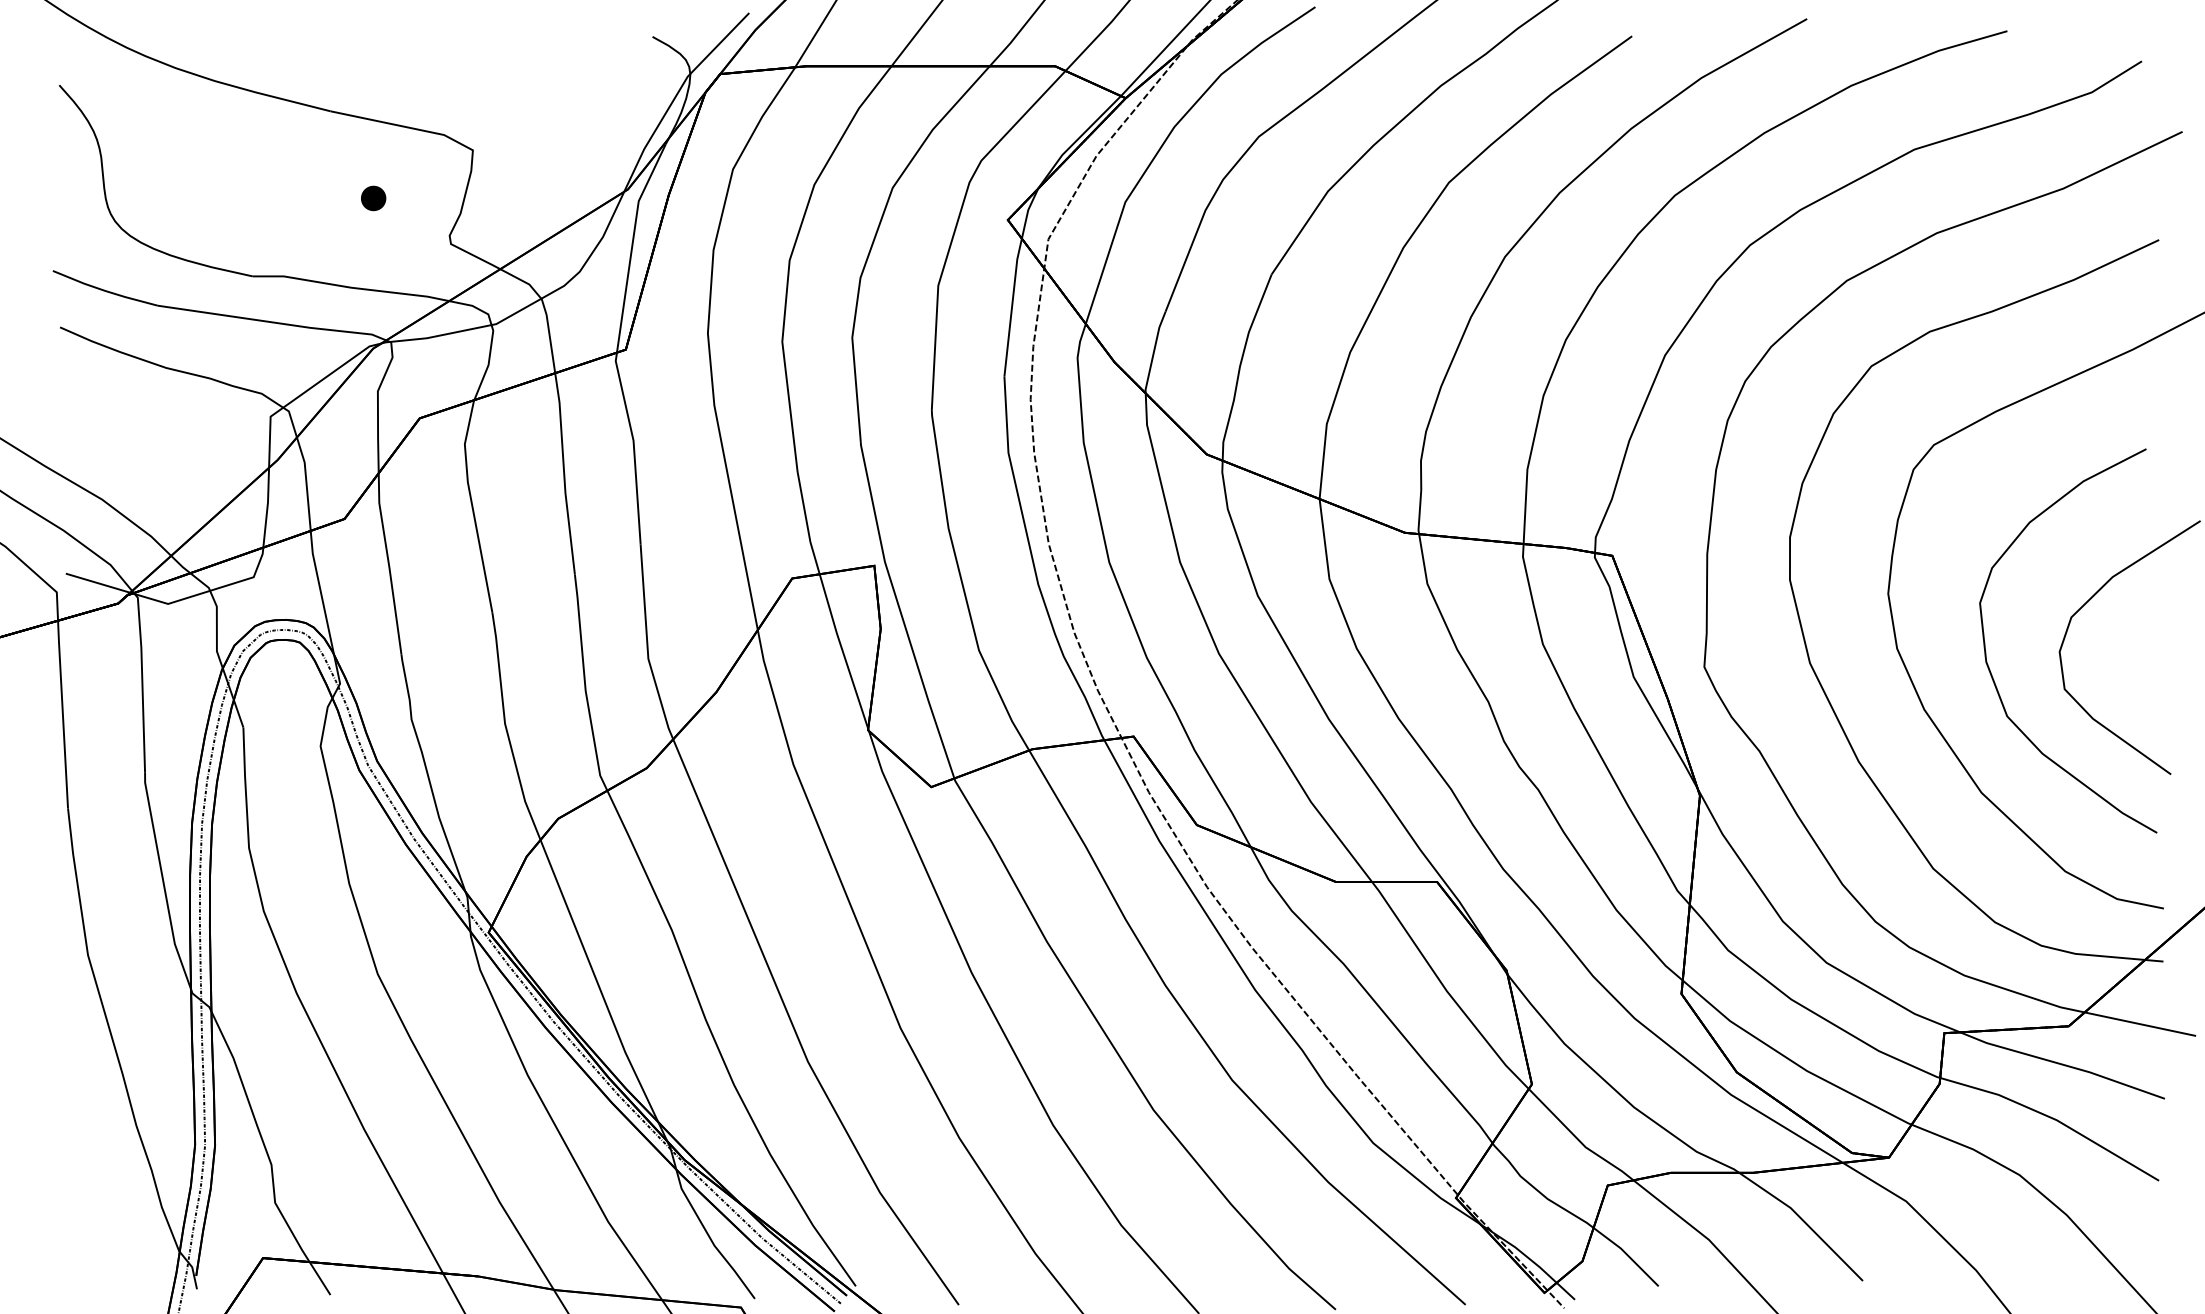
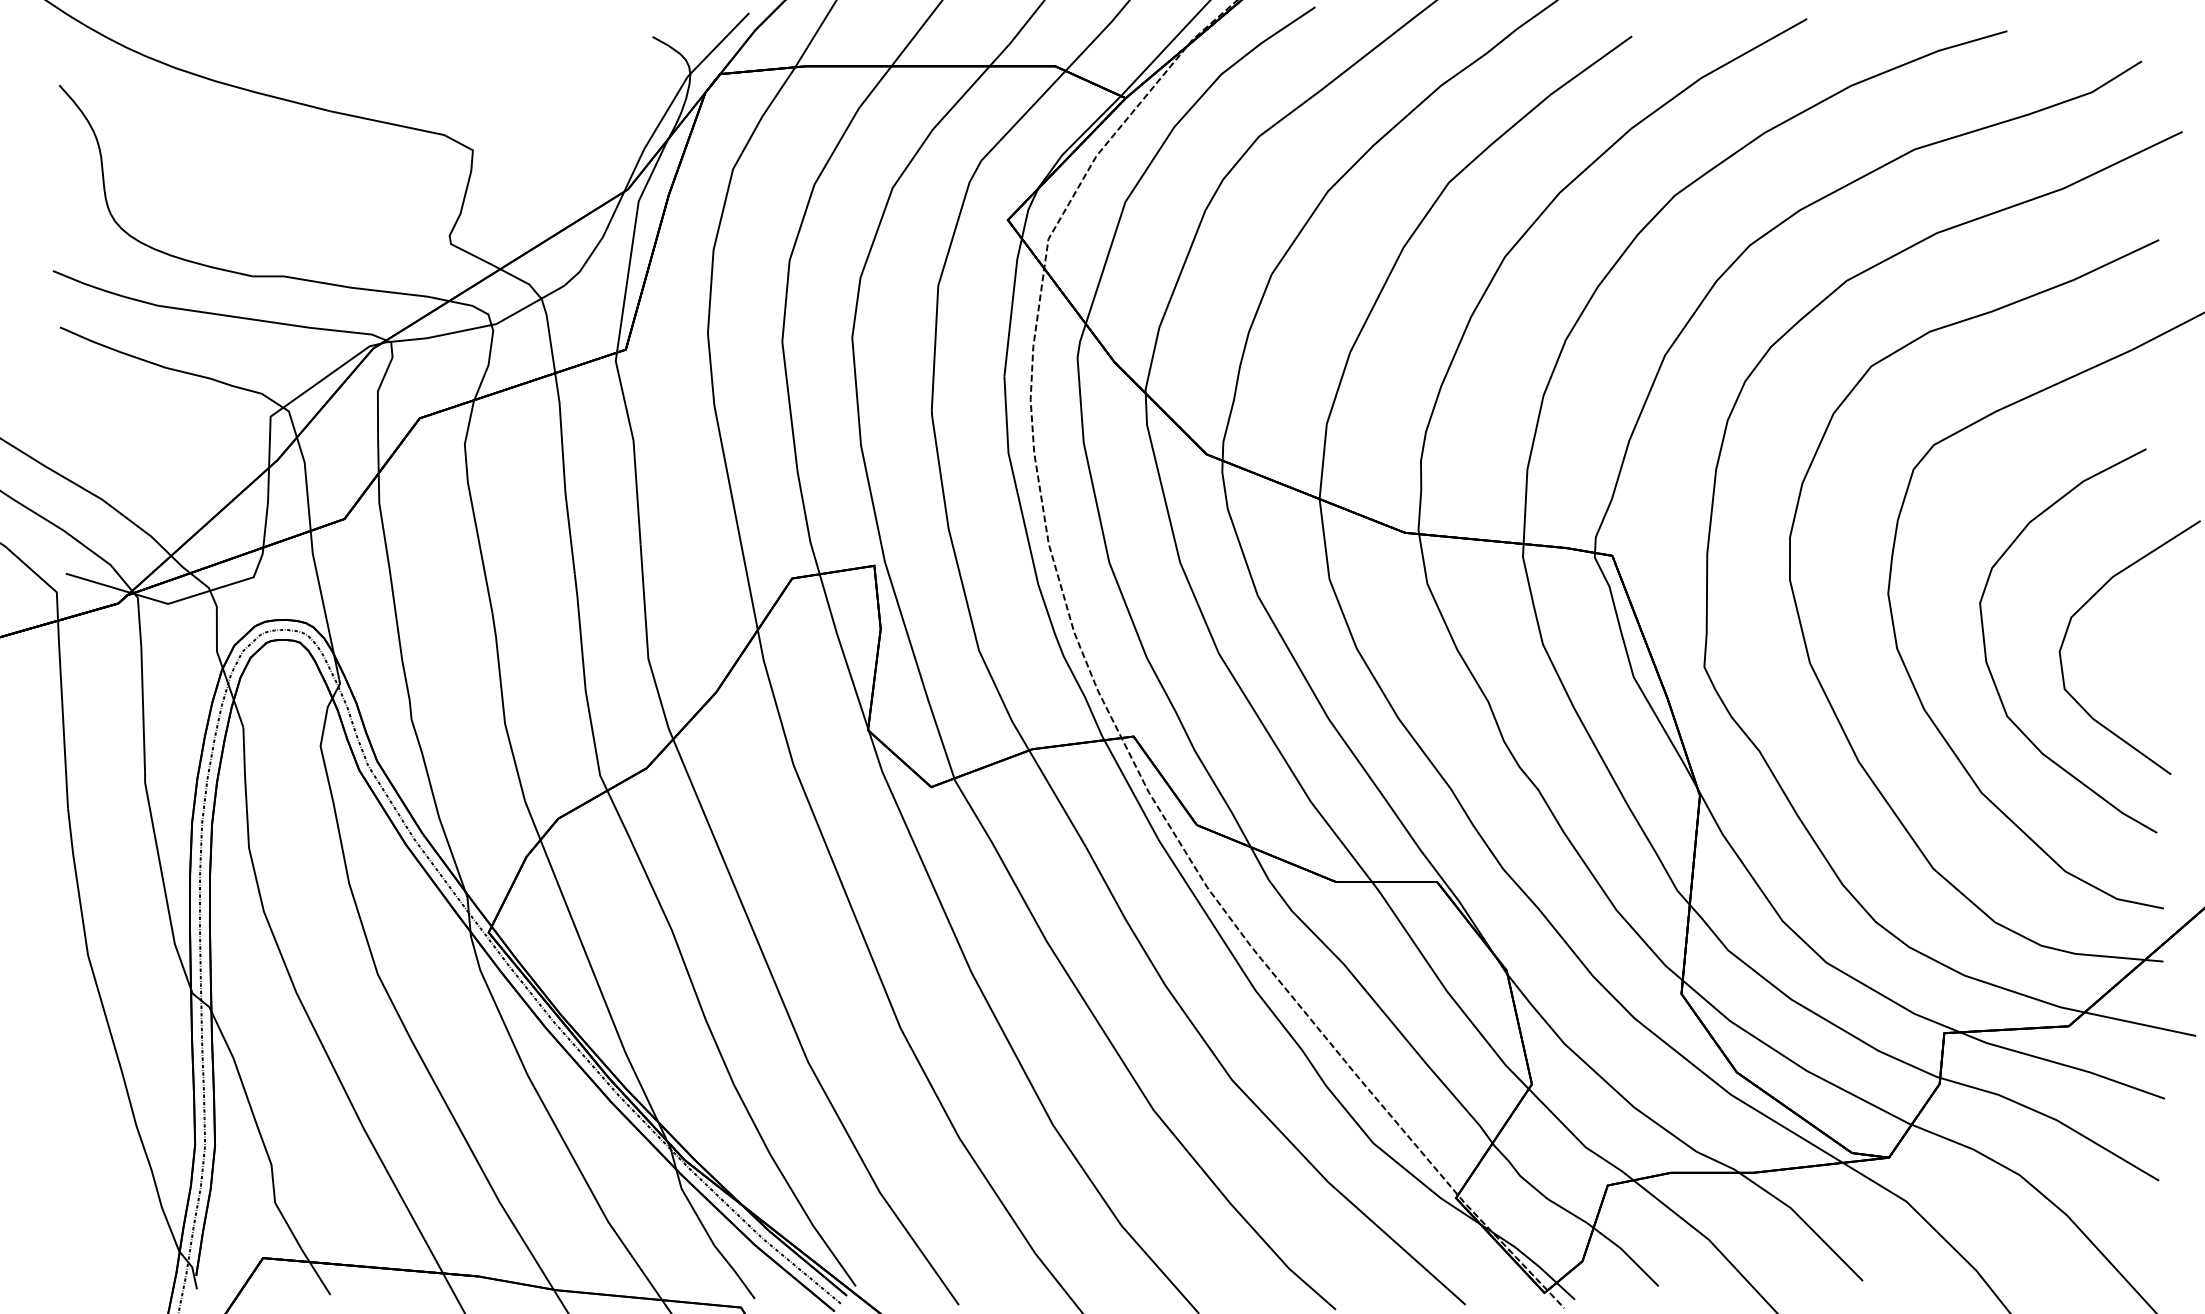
part: present -> none (373, 198)
